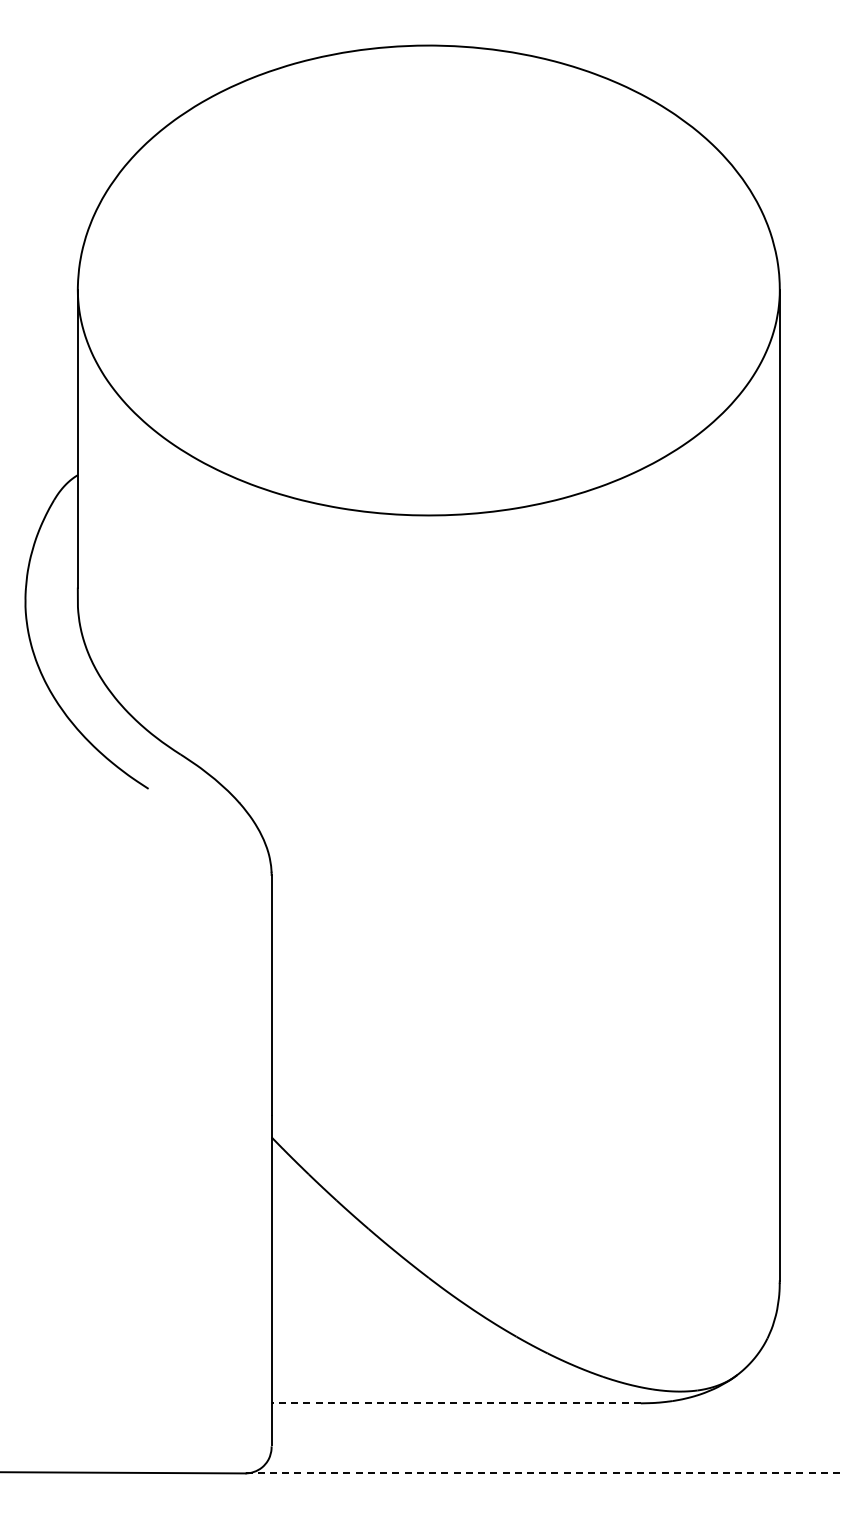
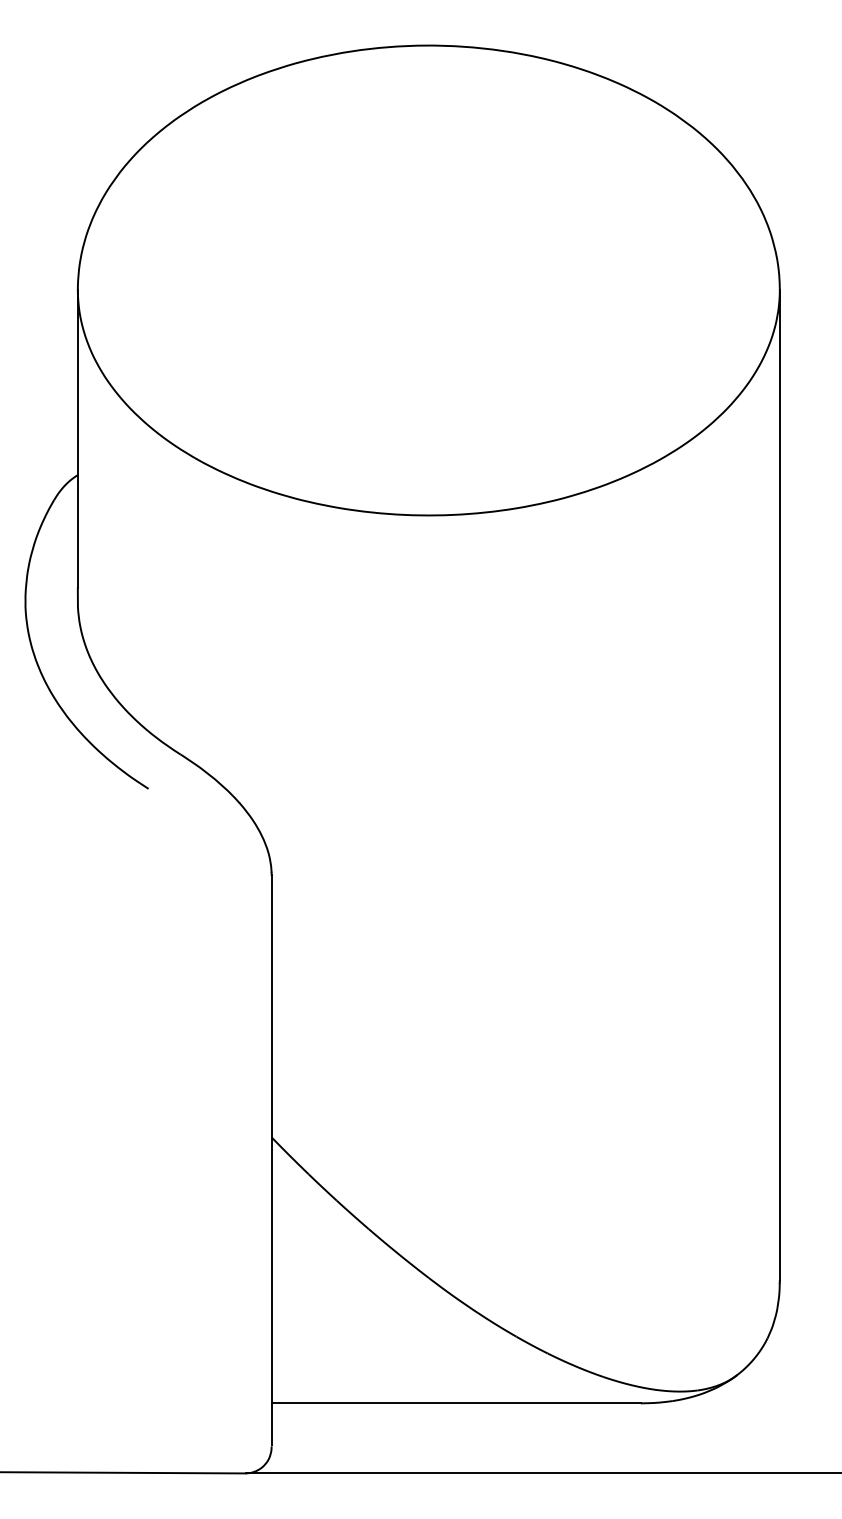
line: dashed -> solid (456, 1403)
line: dashed -> solid (543, 1473)
